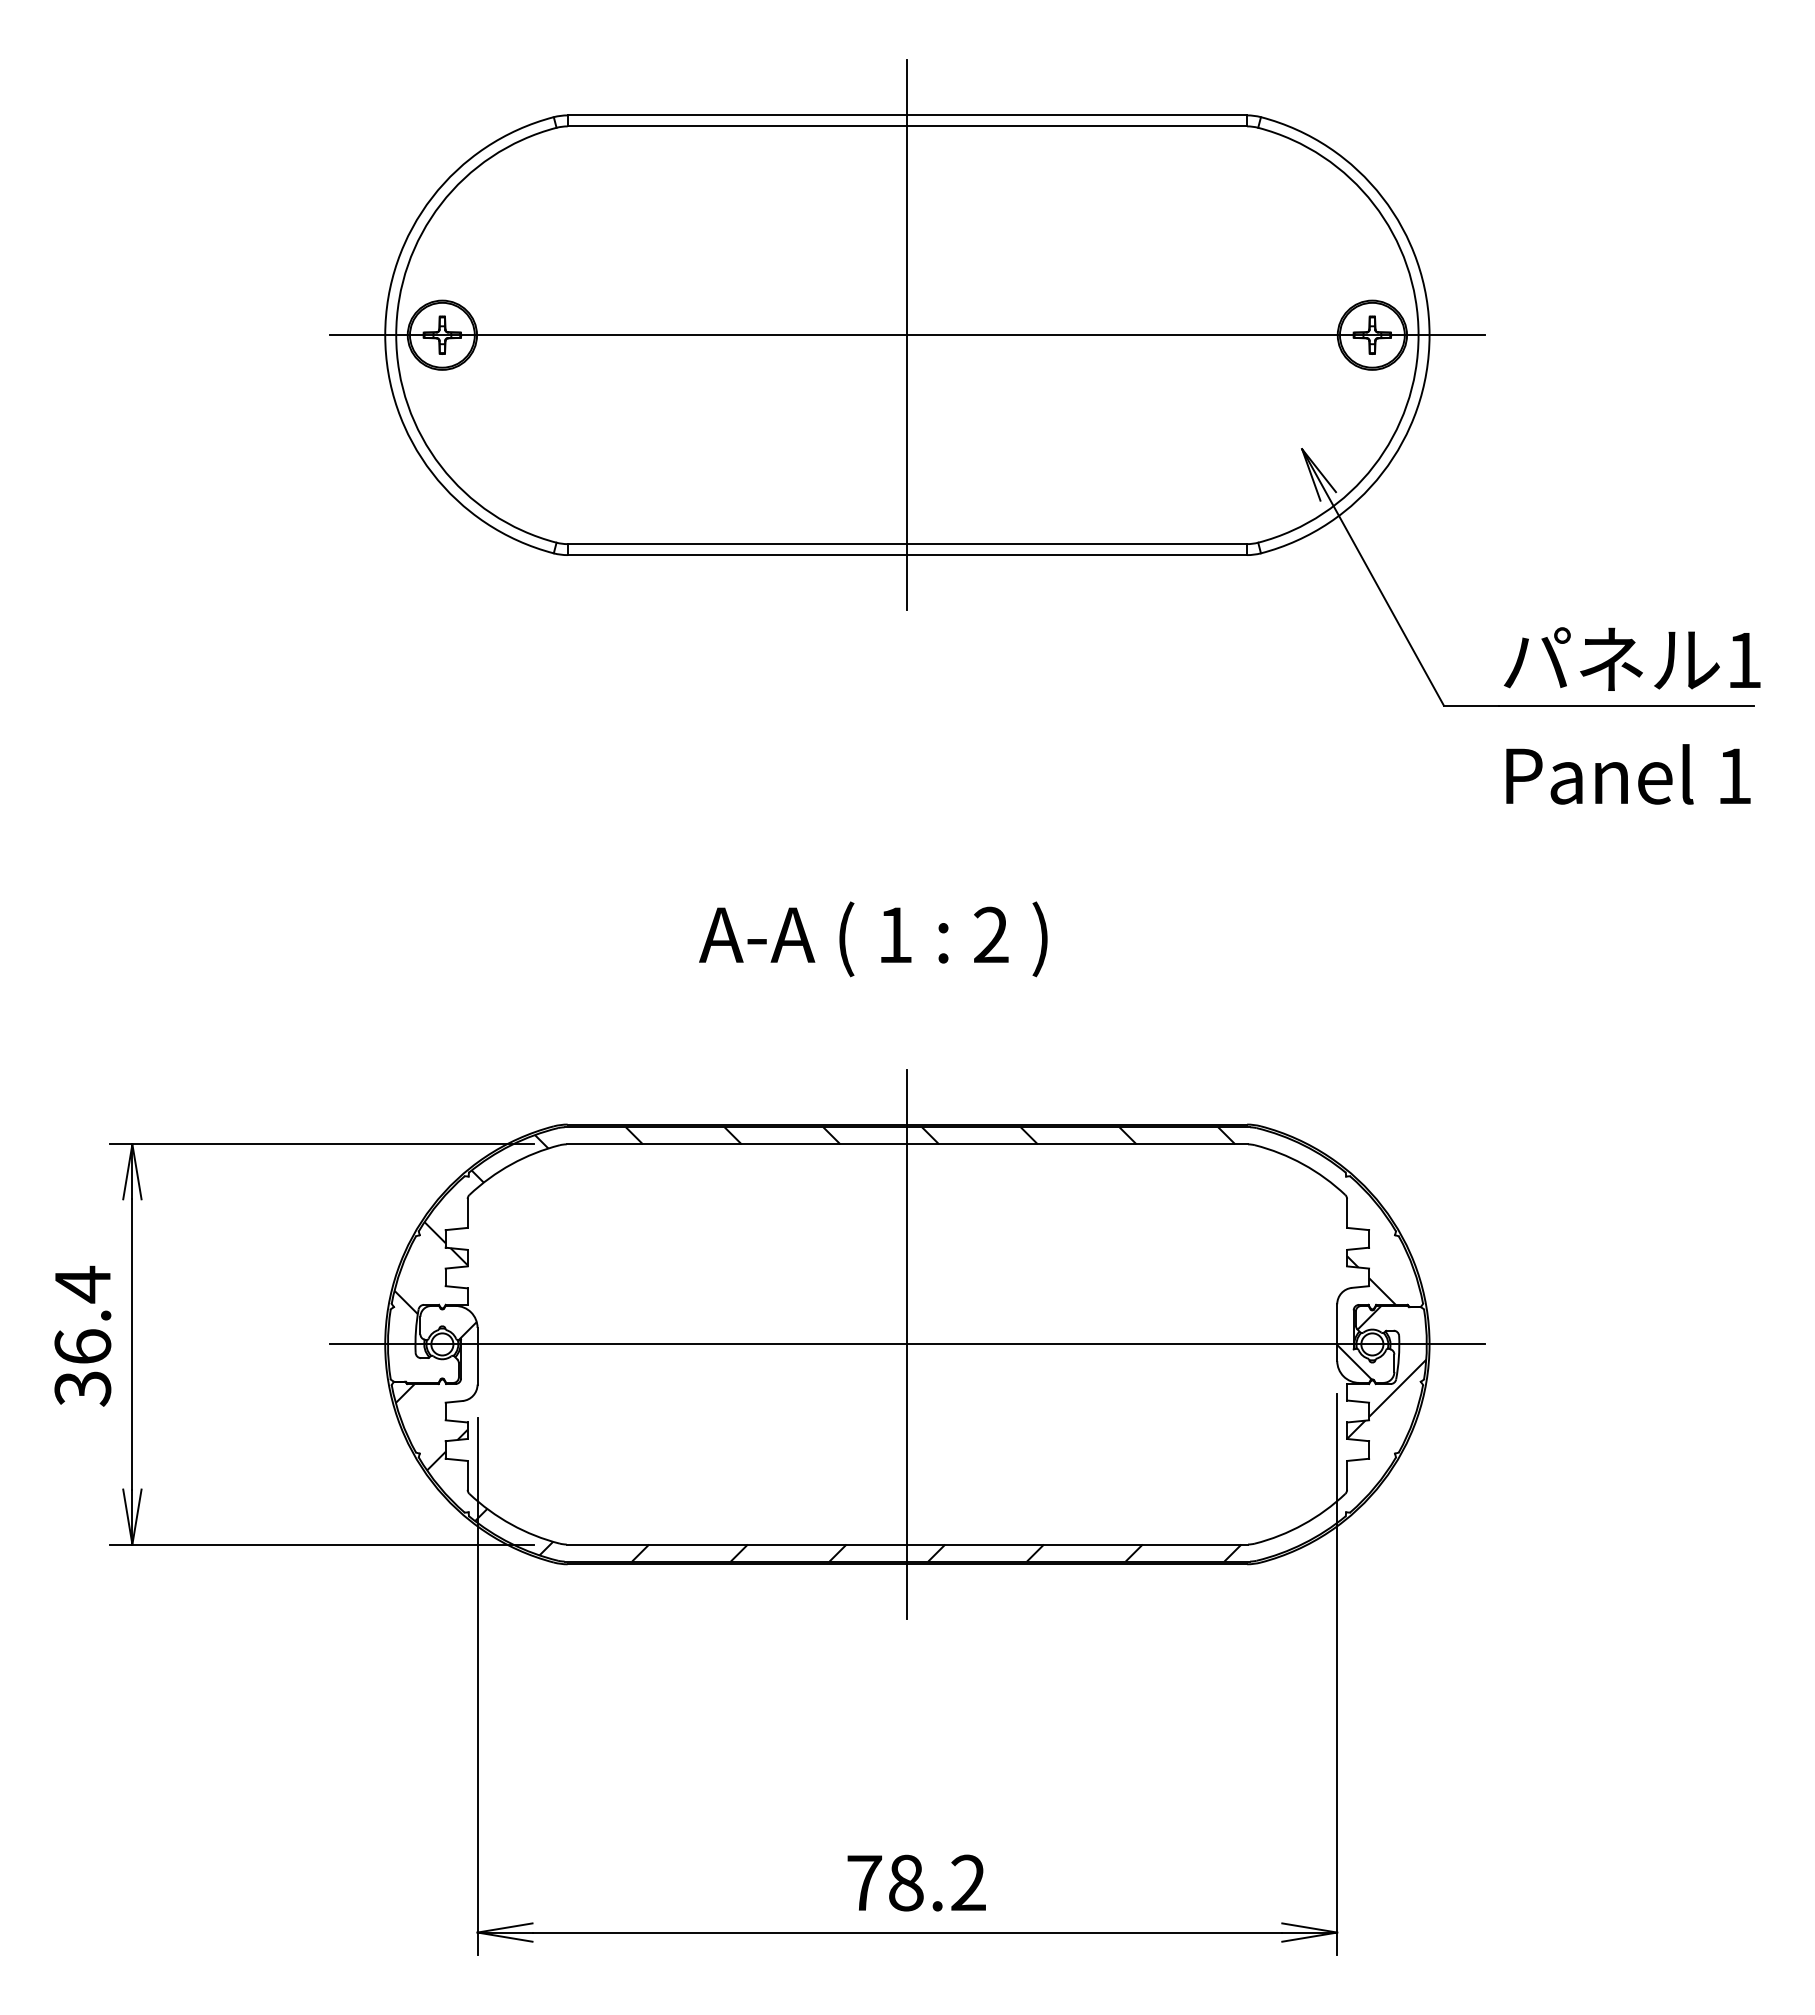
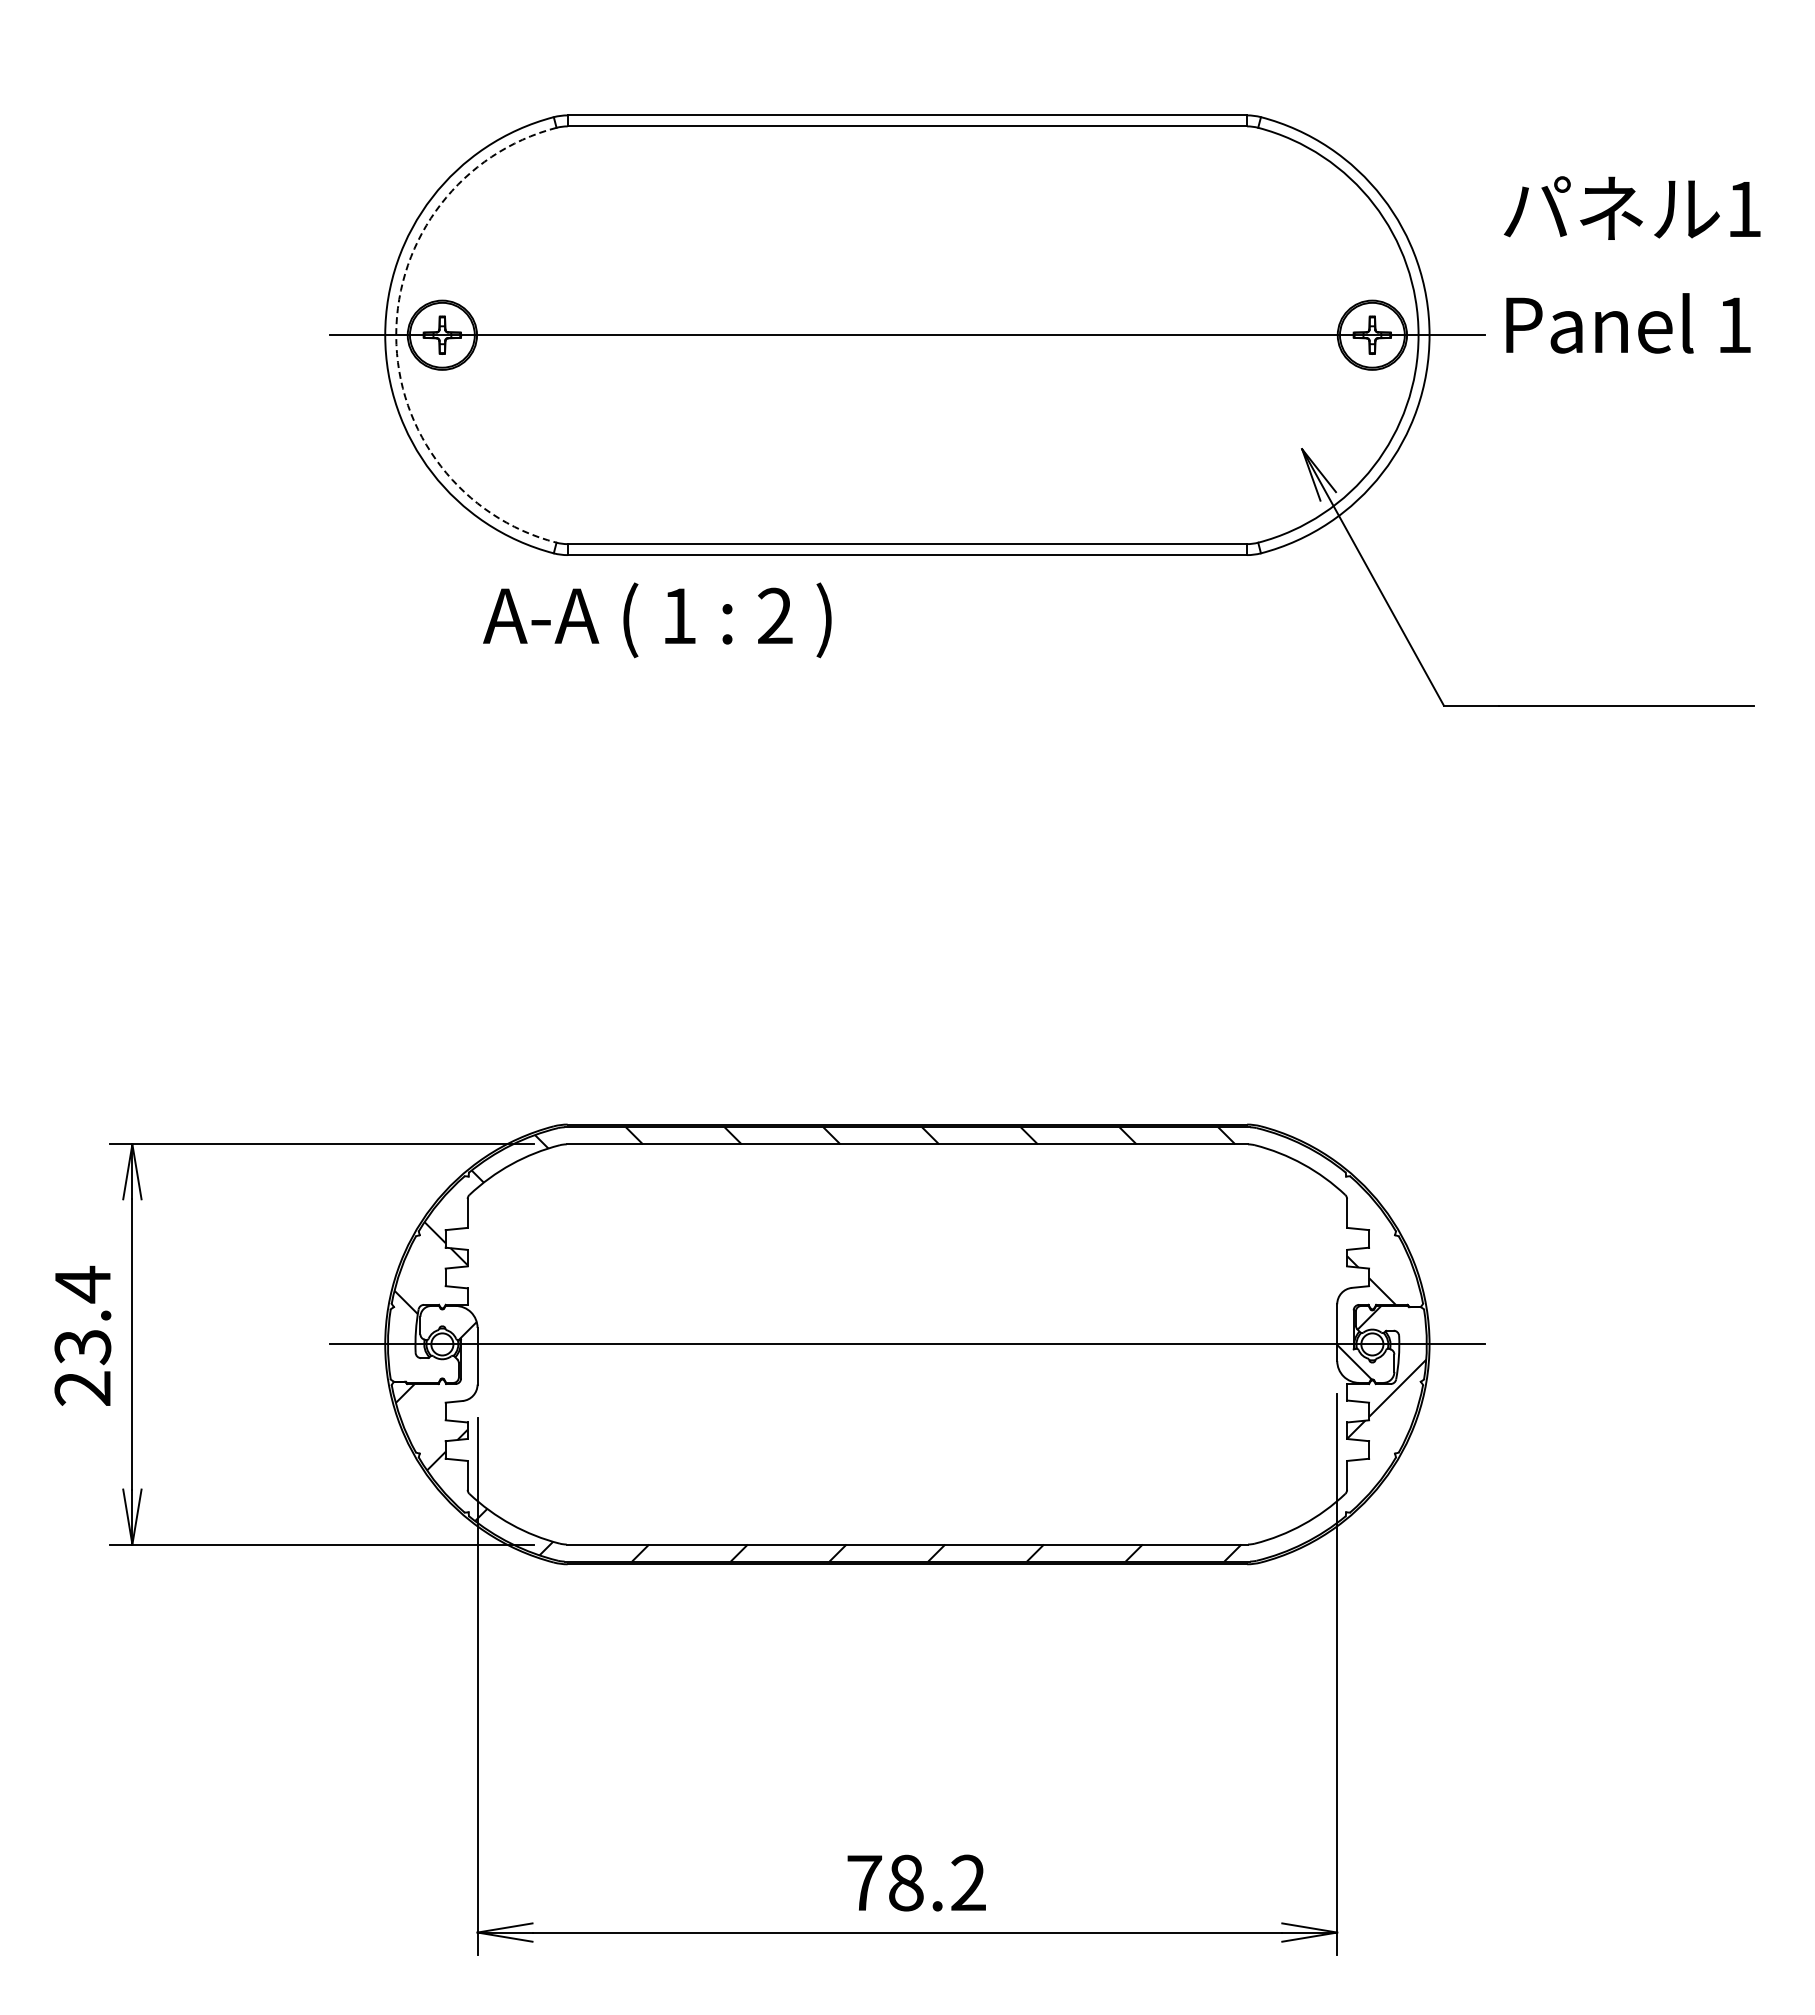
arc: solid -> dashed (396, 335)
line: present -> none (907, 335)
text position: (1631, 715) -> (1631, 264) (1631, 264)
text position: (873, 939) -> (657, 620) (657, 620)
line: present -> none (907, 1344)
text: 36.4 -> 23.4 (82, 1367)
